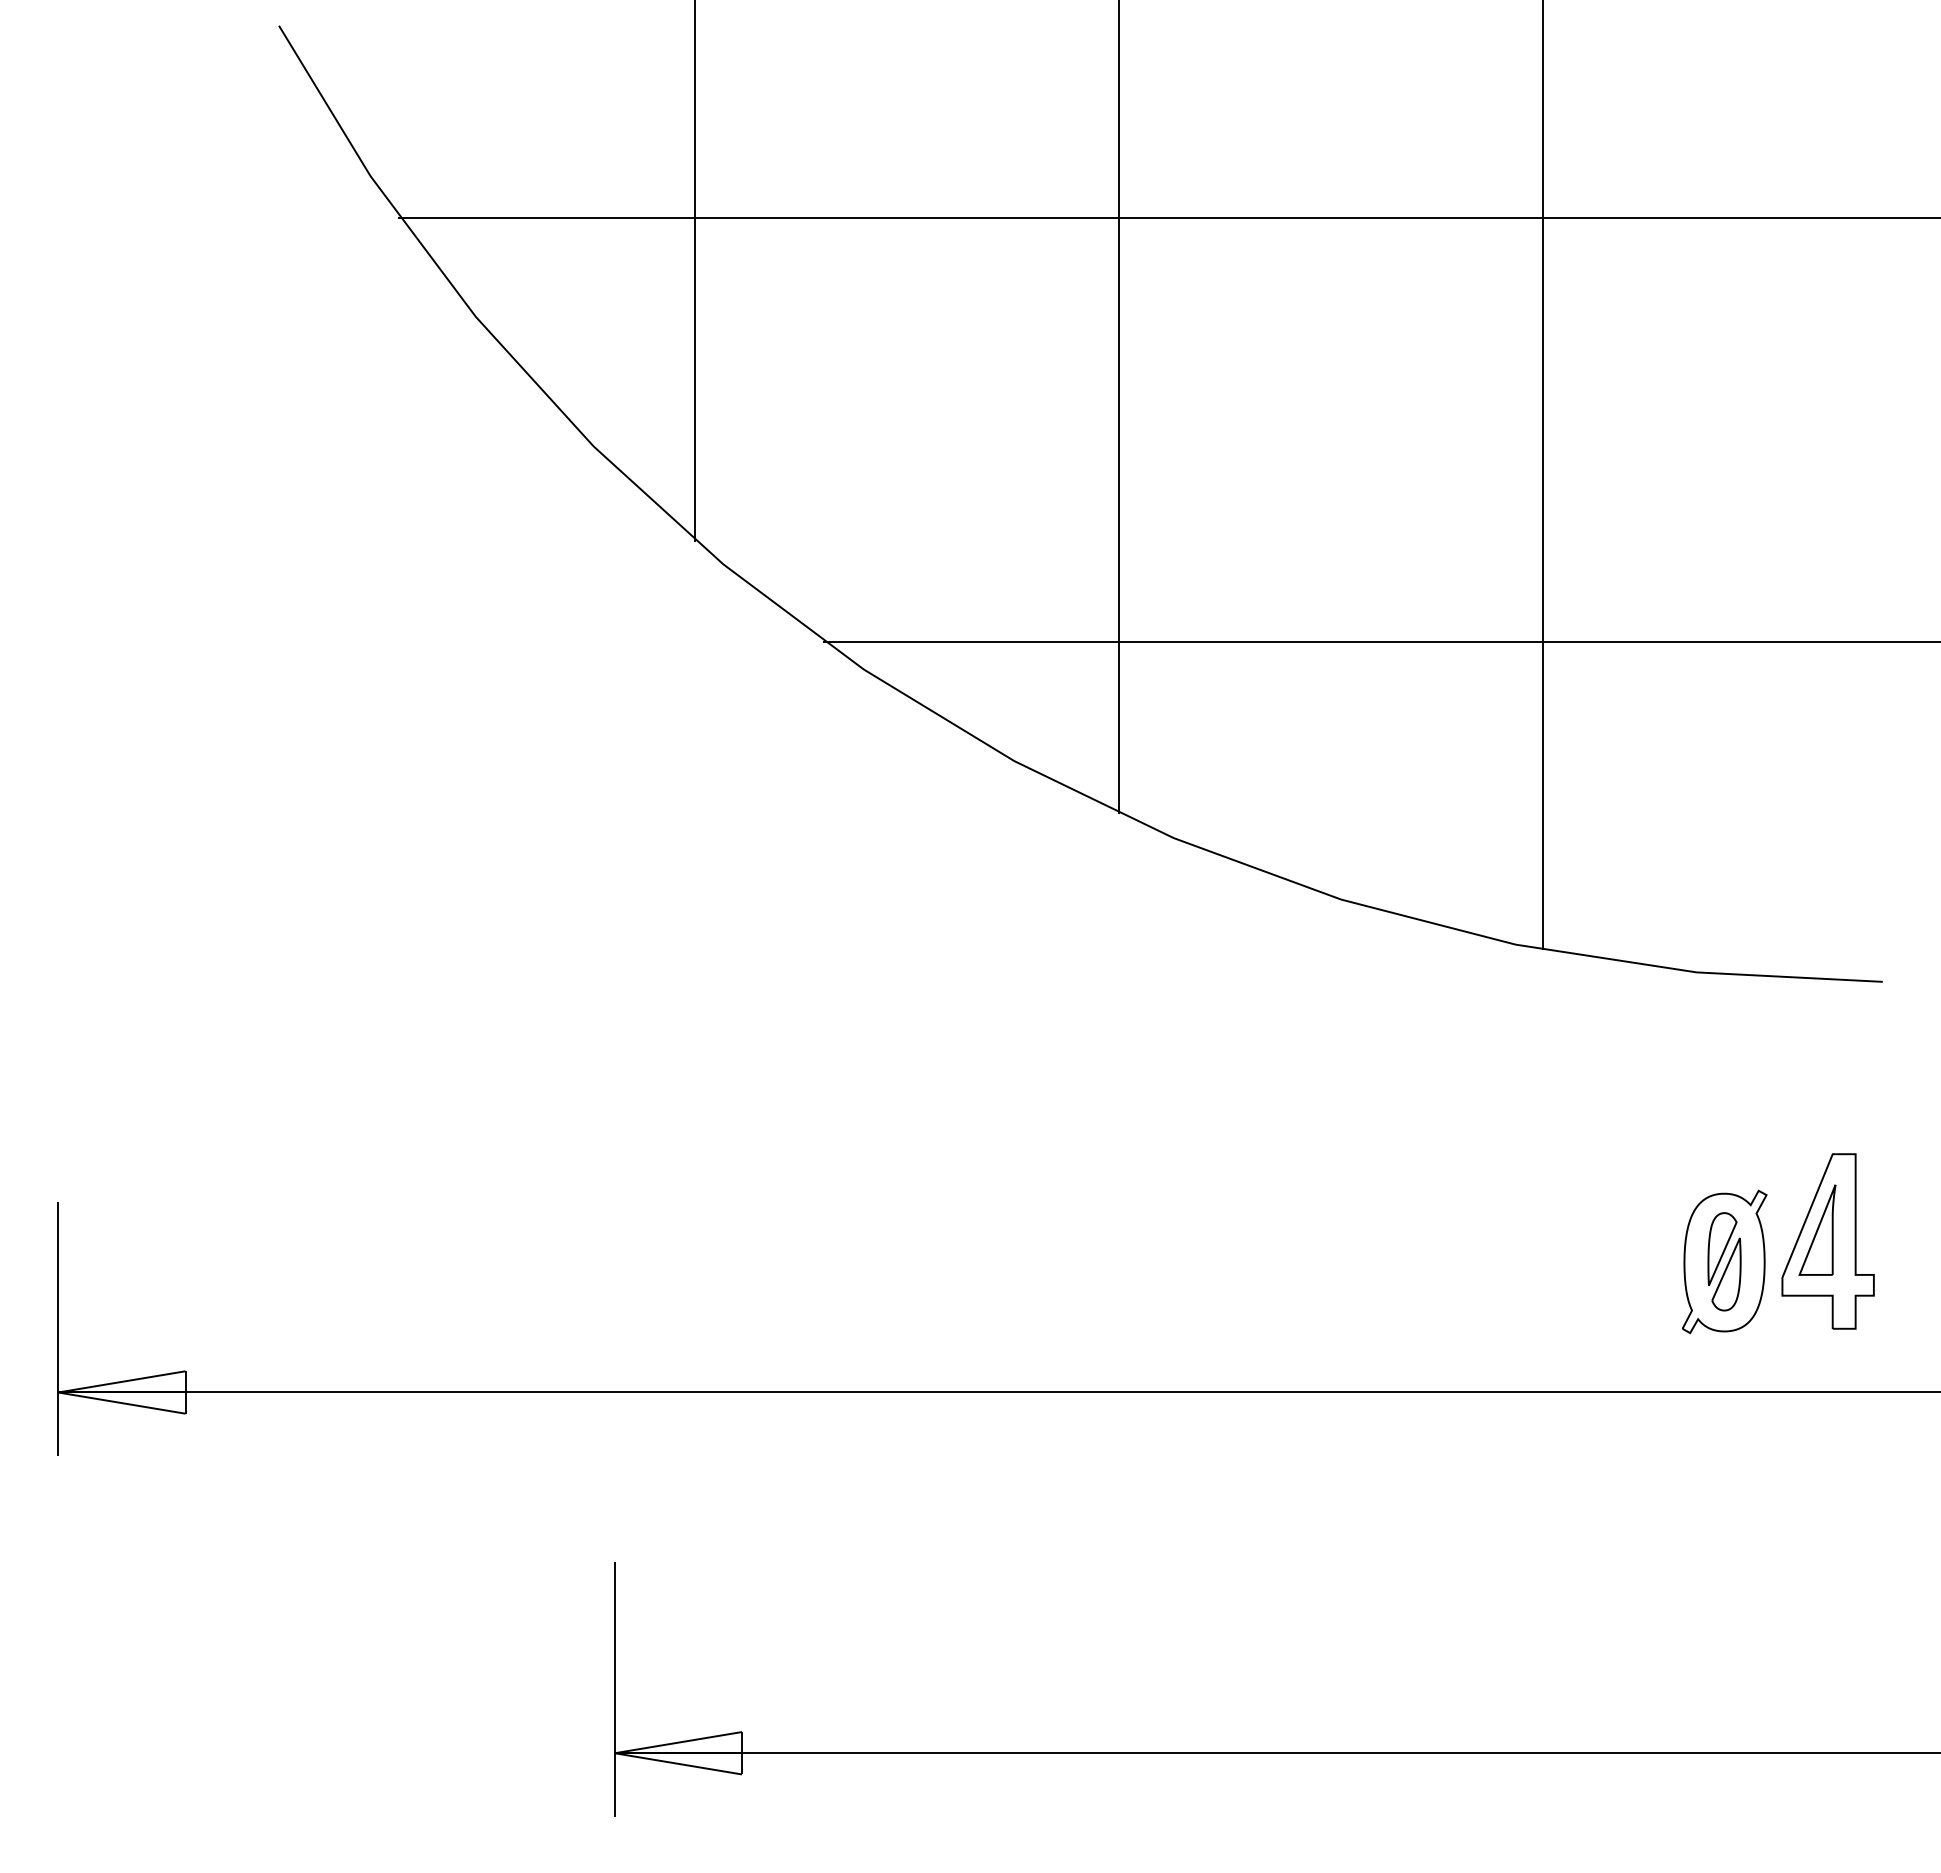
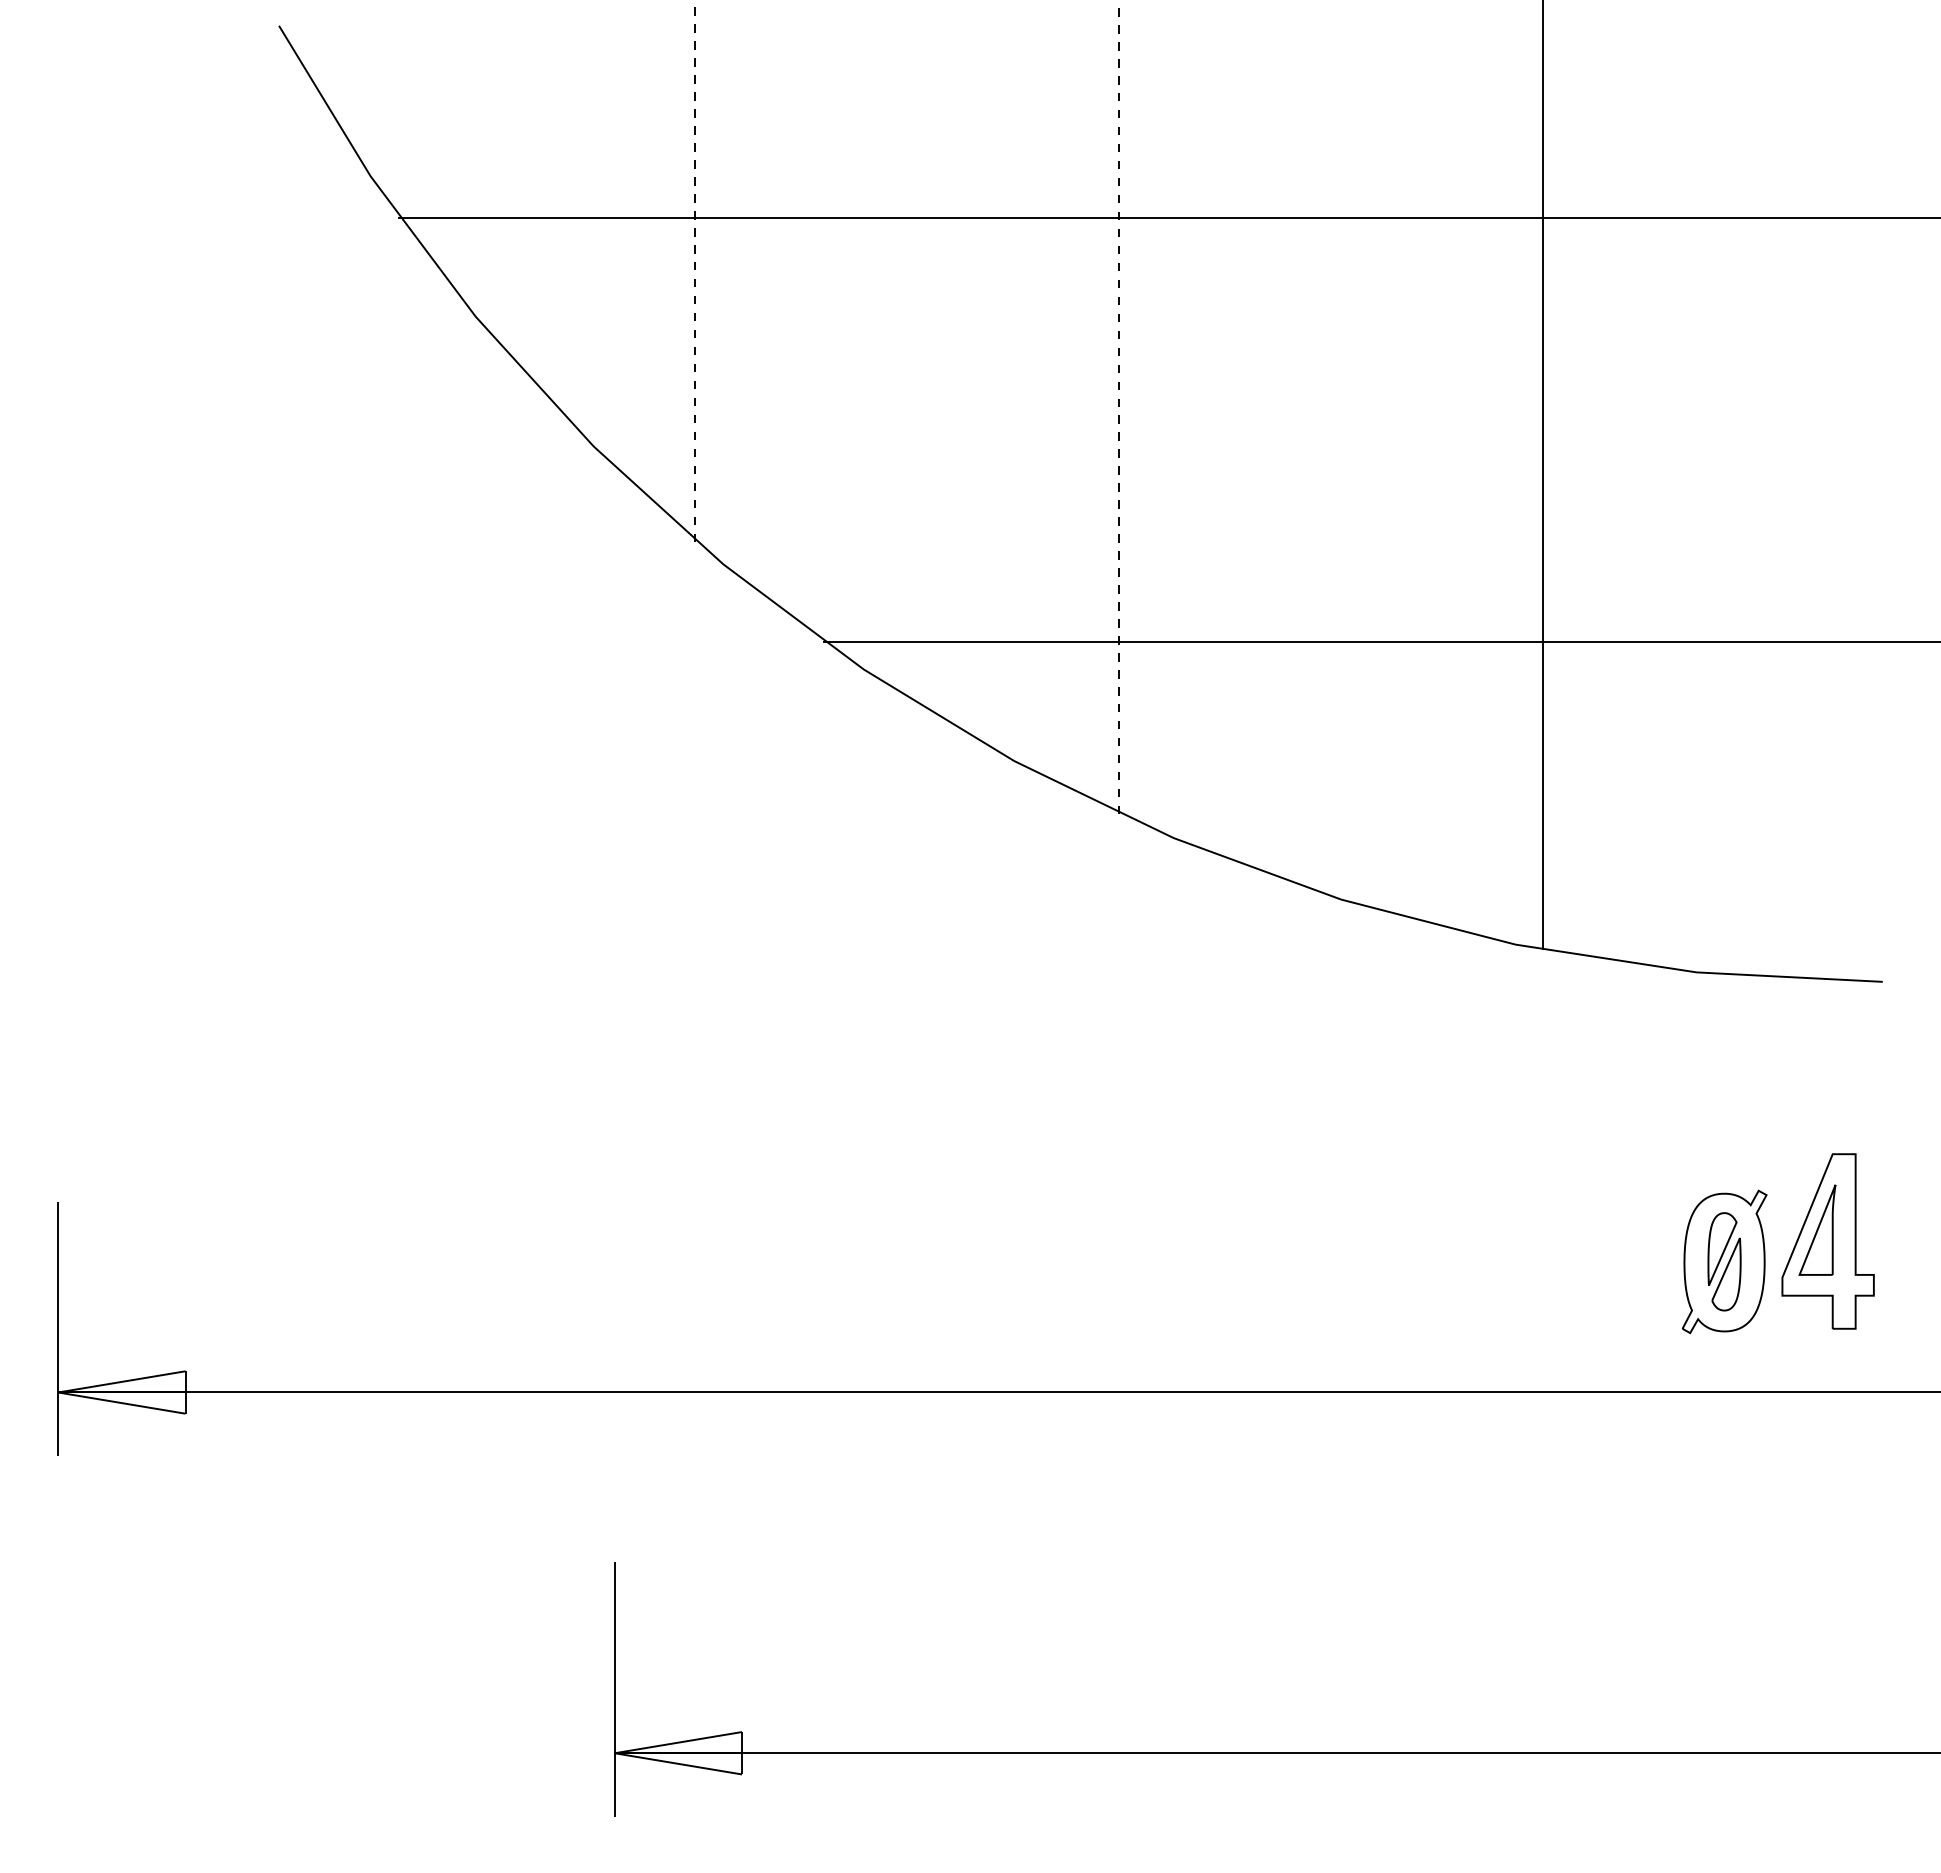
line: solid -> dashed (694, 271)
line: solid -> dashed (1119, 407)
